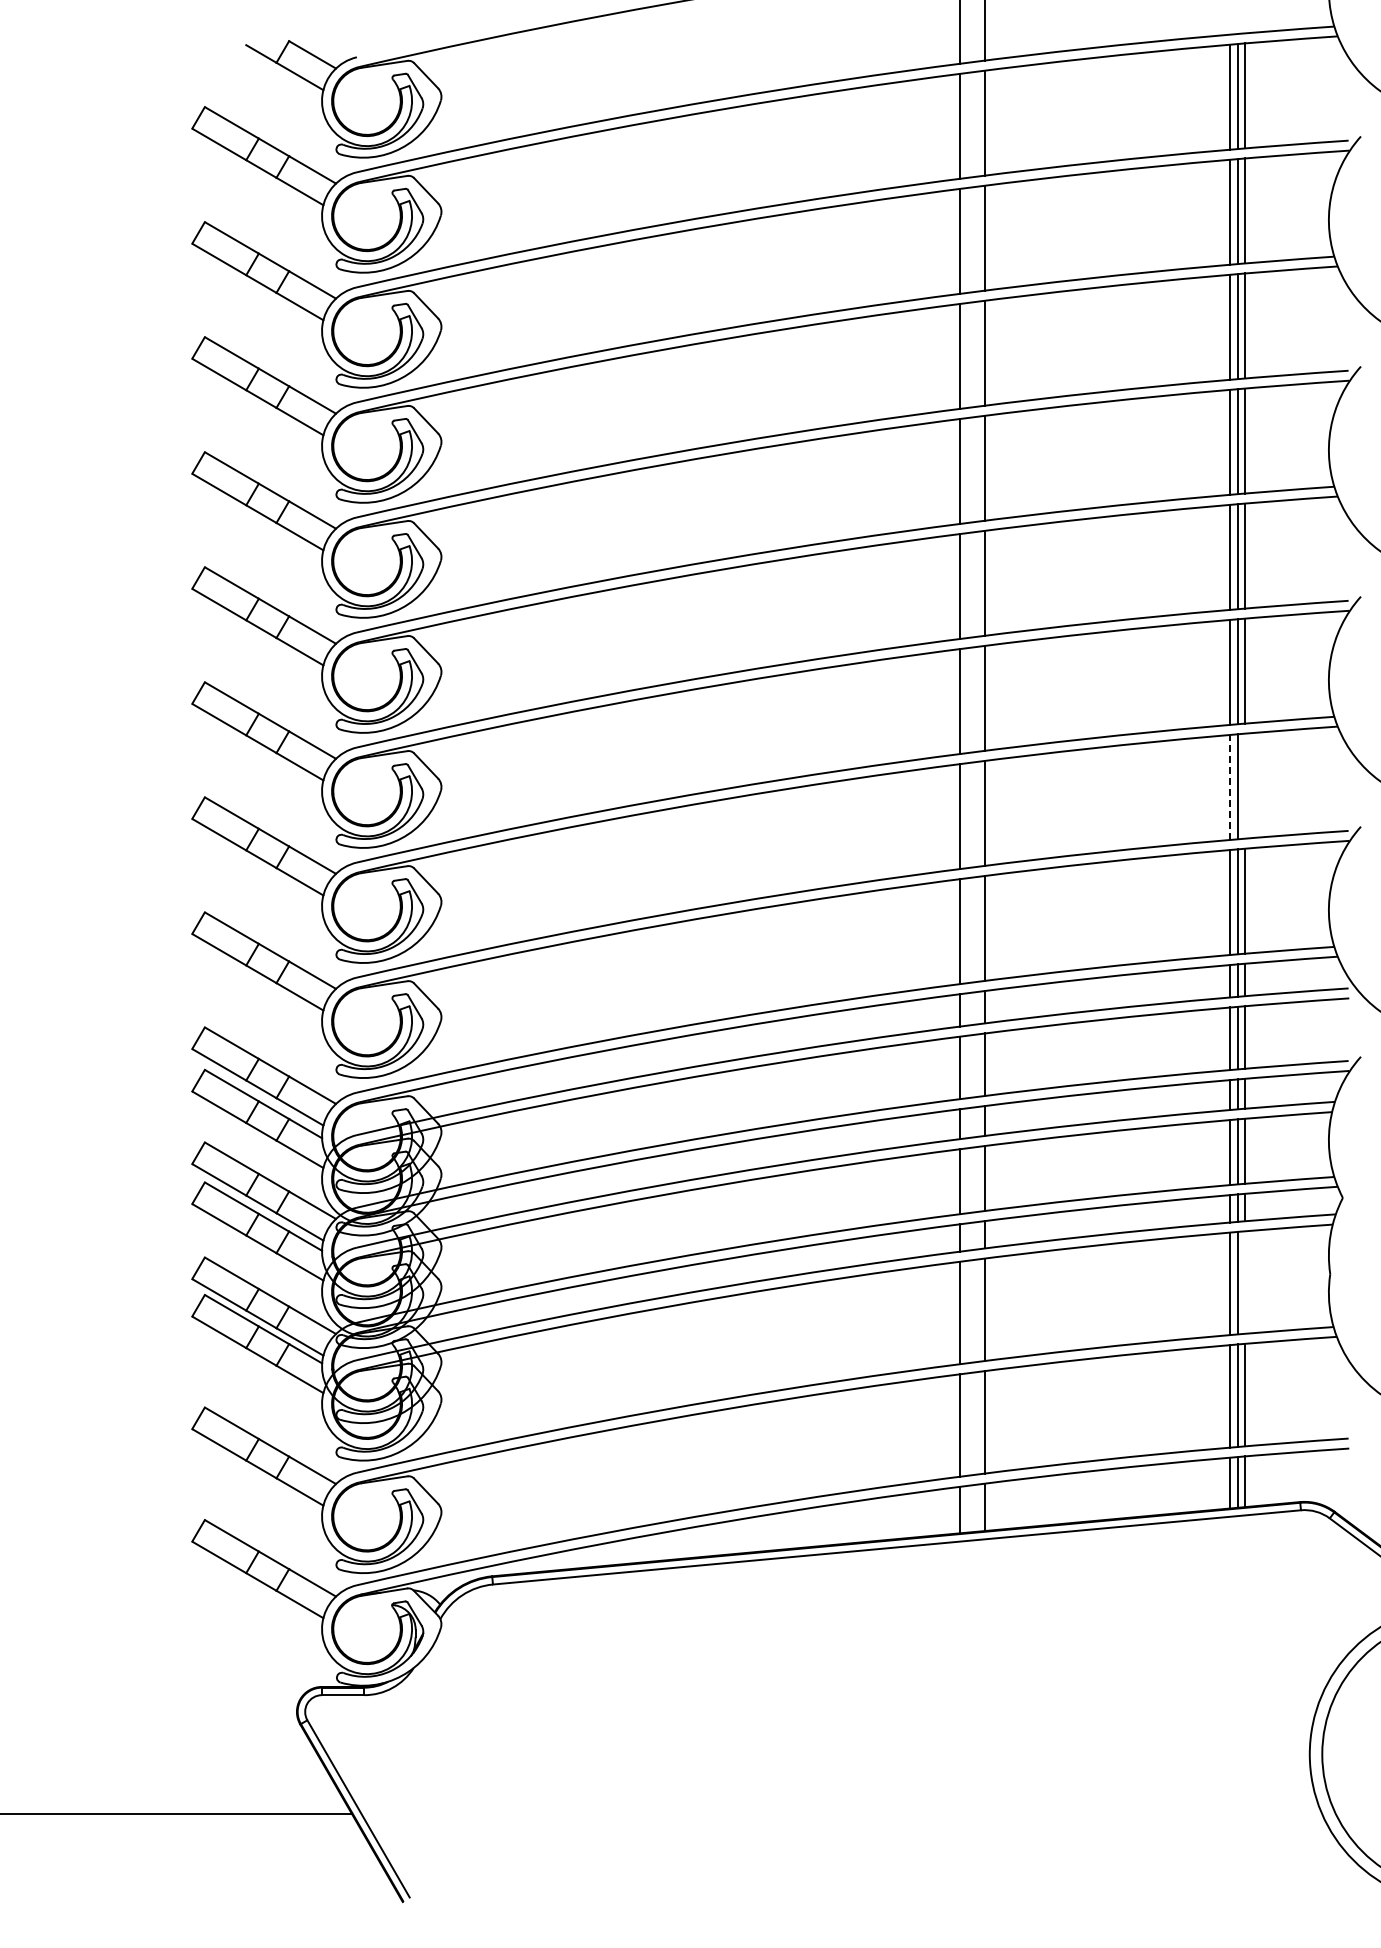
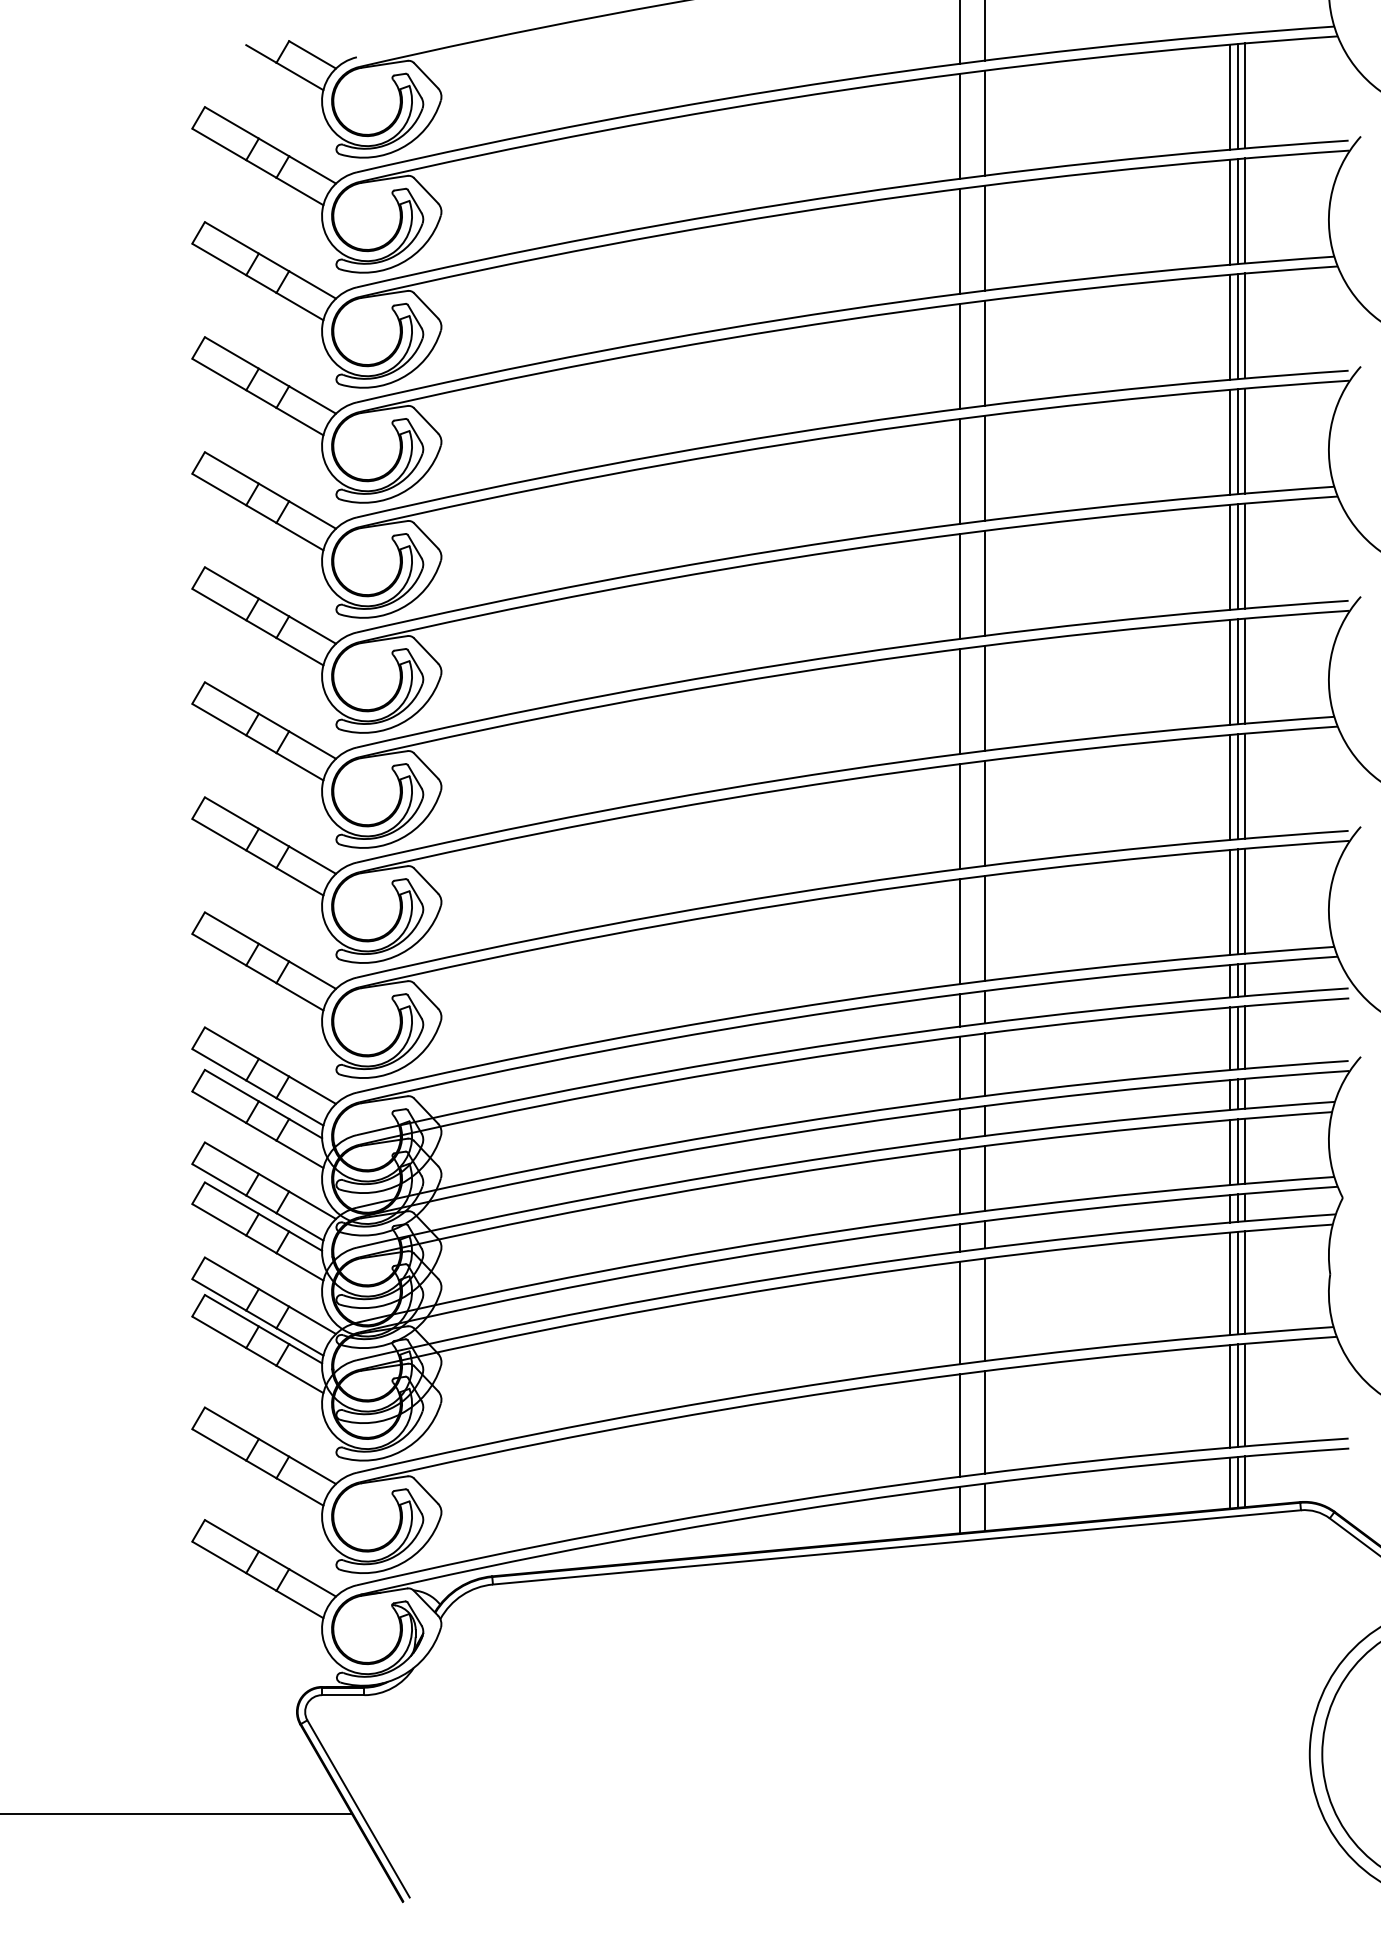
line: none -> present (1245, 785)
line: dashed -> solid (1230, 786)
line: none -> present (1245, 1282)
